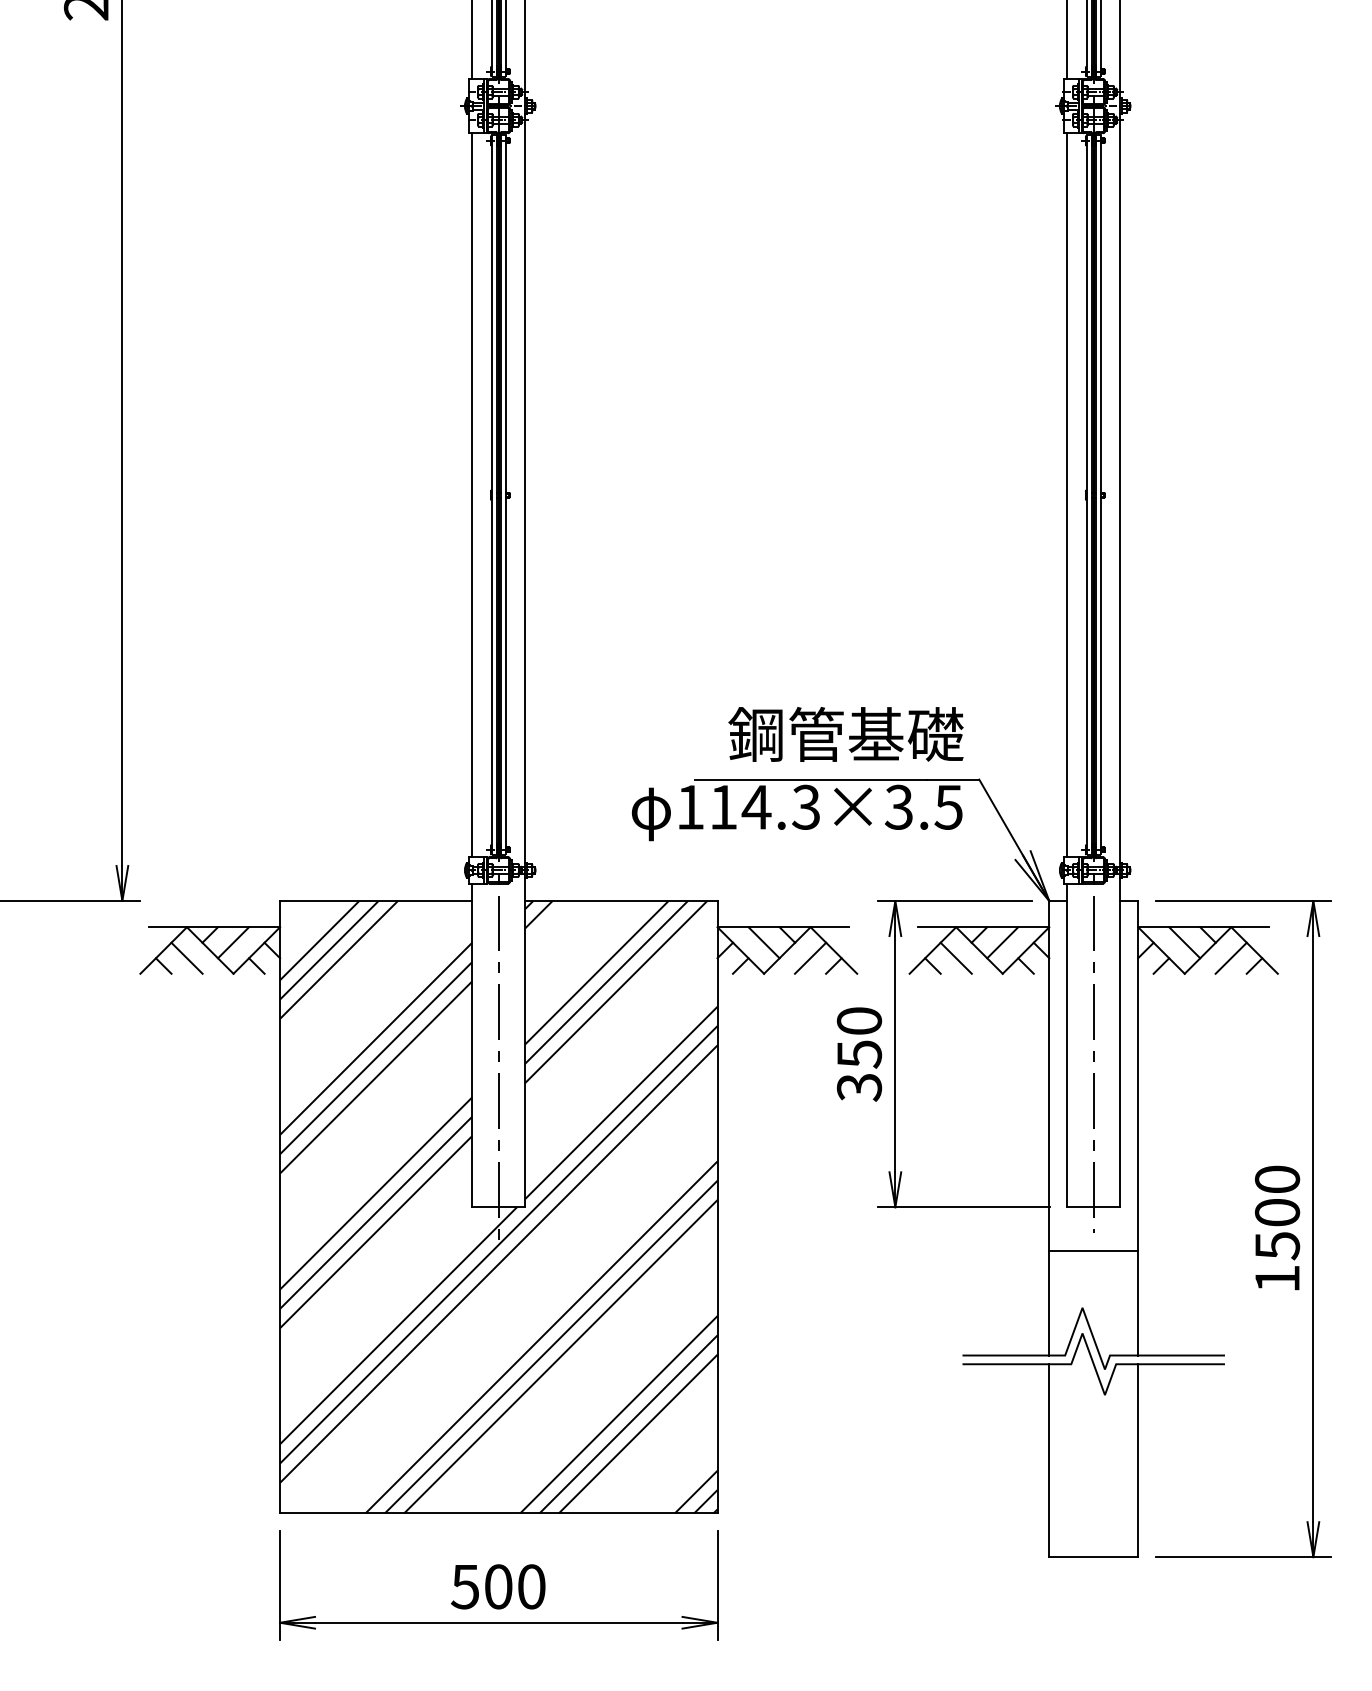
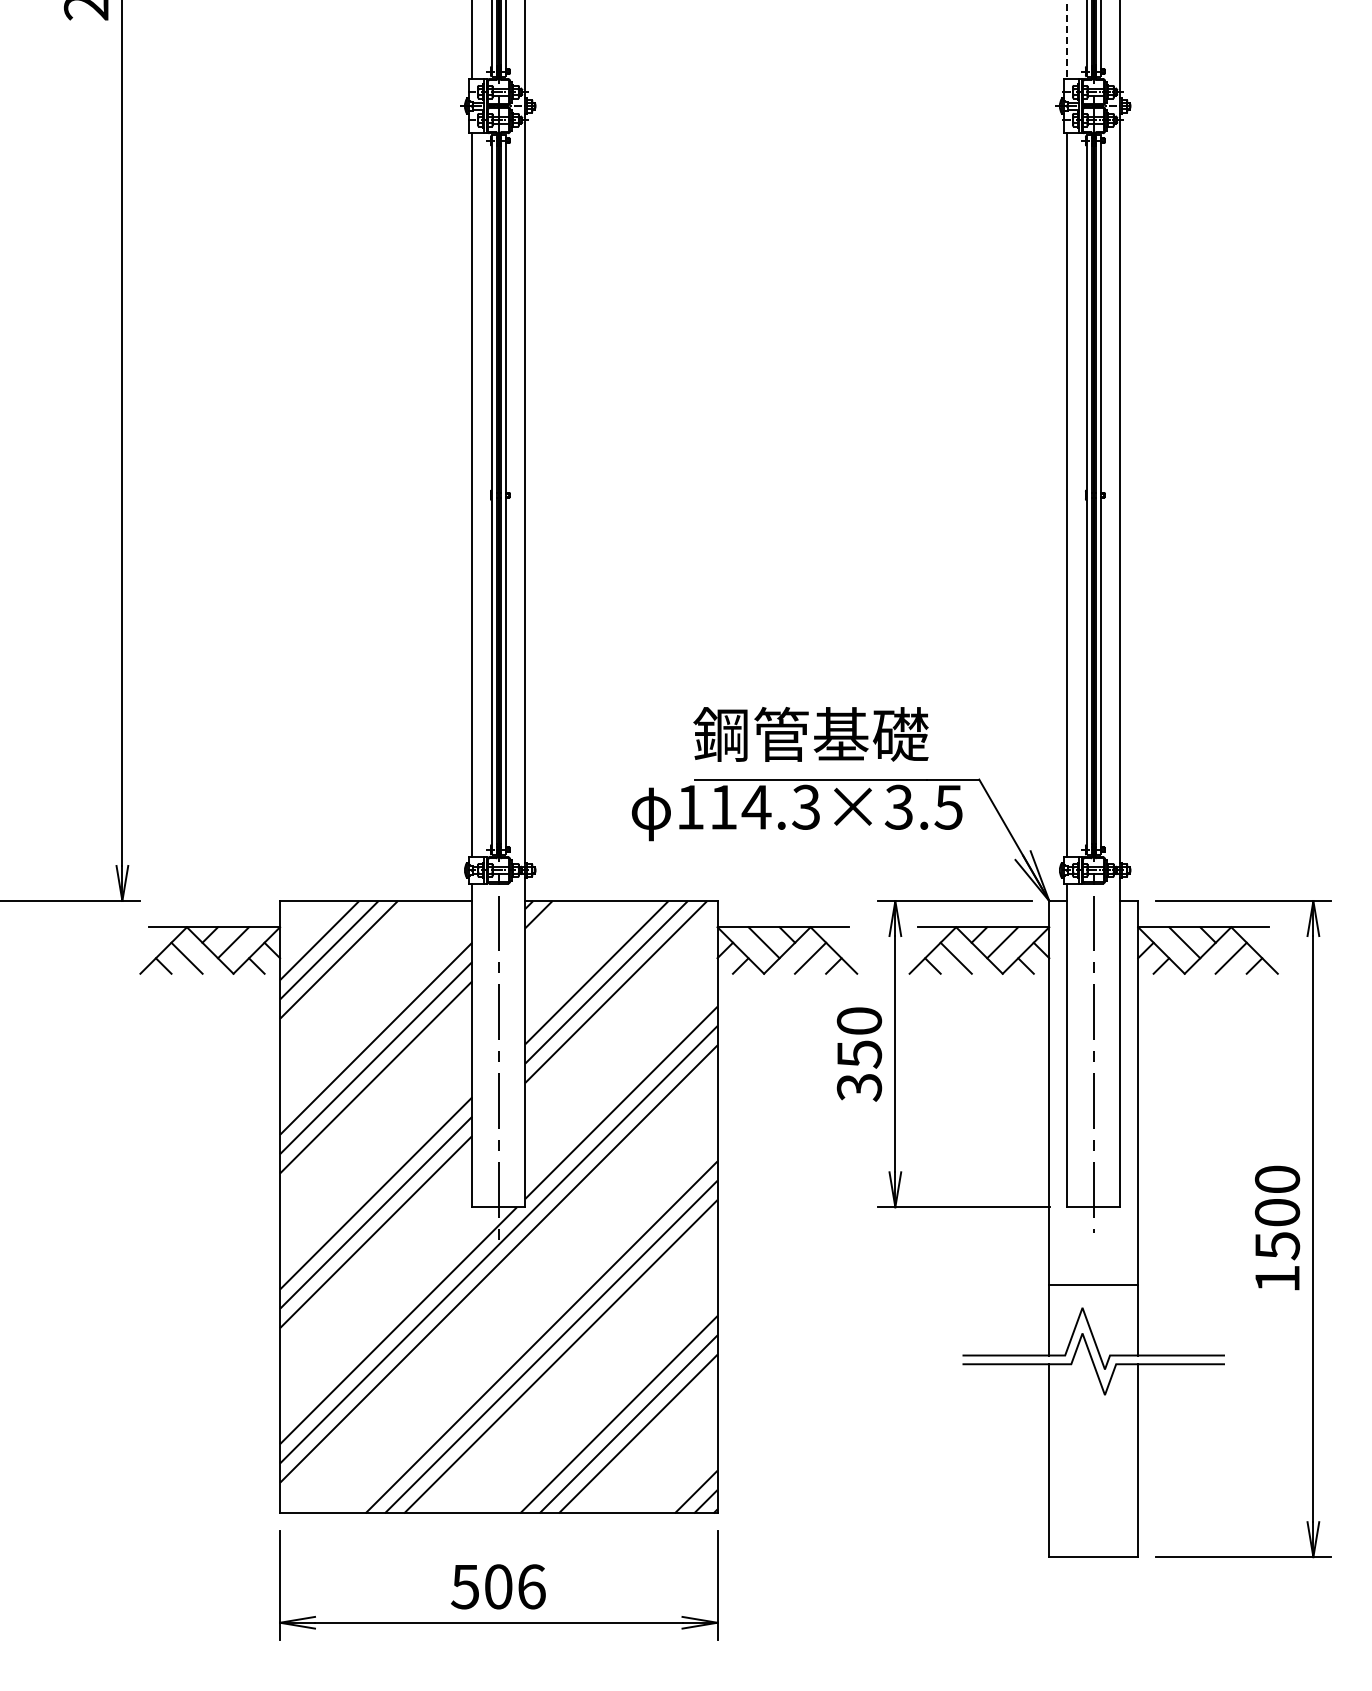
line: solid -> dashed (1067, 40)
text position: (845, 734) -> (810, 734) (810, 734)
line position: (1093, 1250) -> (1093, 1284) (1093, 1284)
text: 500 -> 506 (531, 1586)
